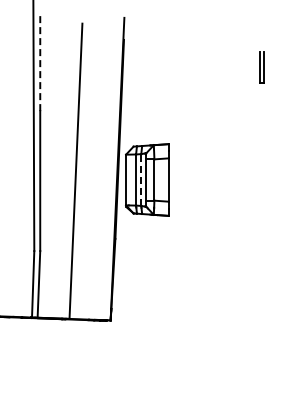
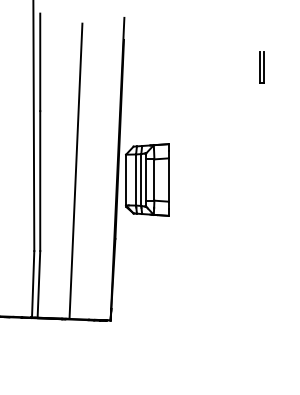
line: dashed -> solid (40, 62)
line: dashed -> solid (141, 180)
